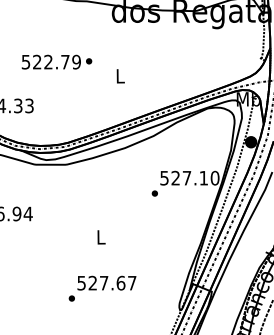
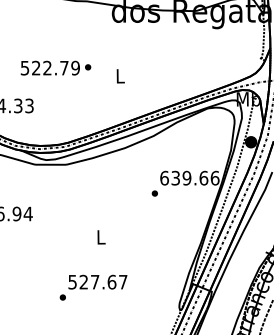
text position: (56, 61) -> (55, 67) (55, 67)
text: 527.10 -> 639.66 (189, 177)
text position: (102, 288) -> (93, 287) (93, 287)
